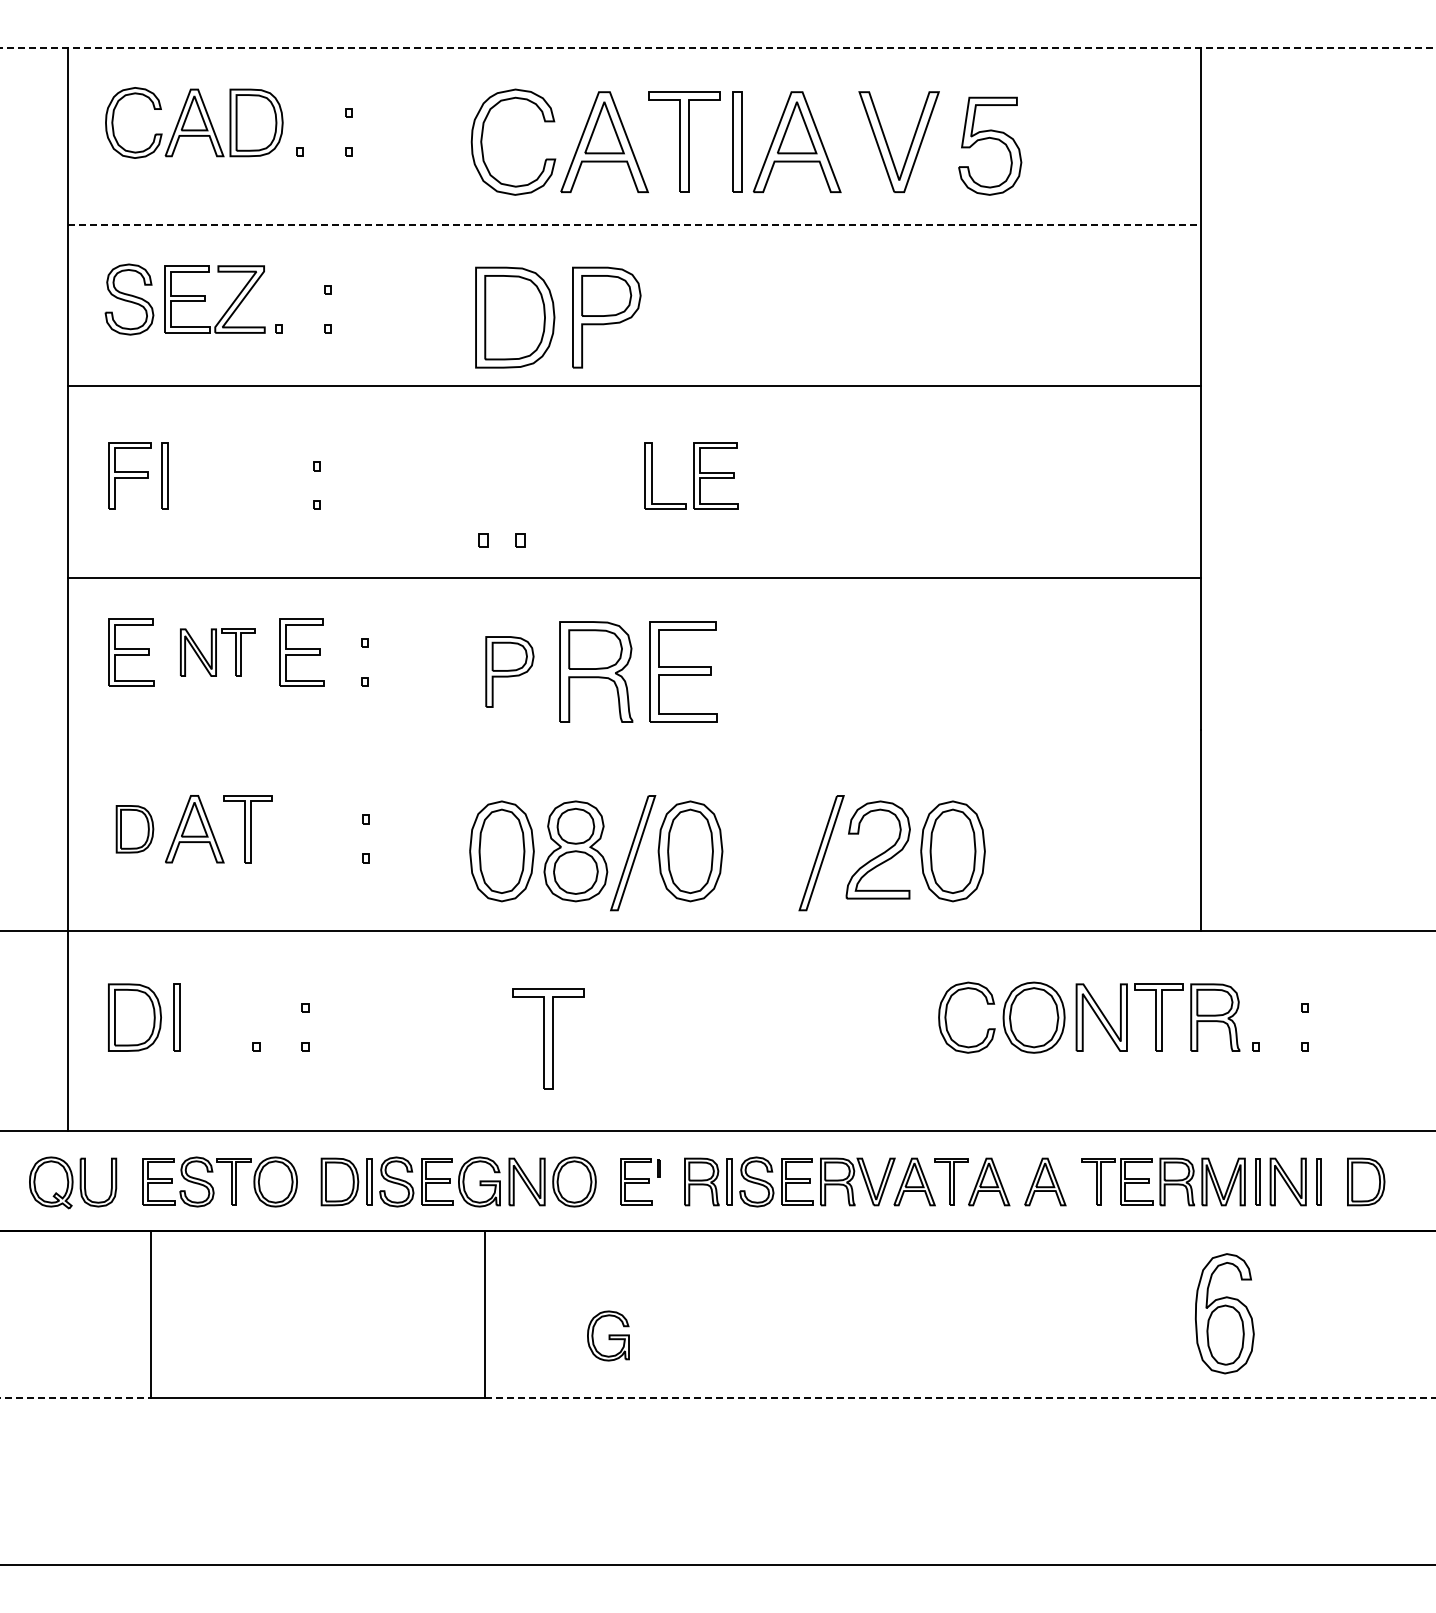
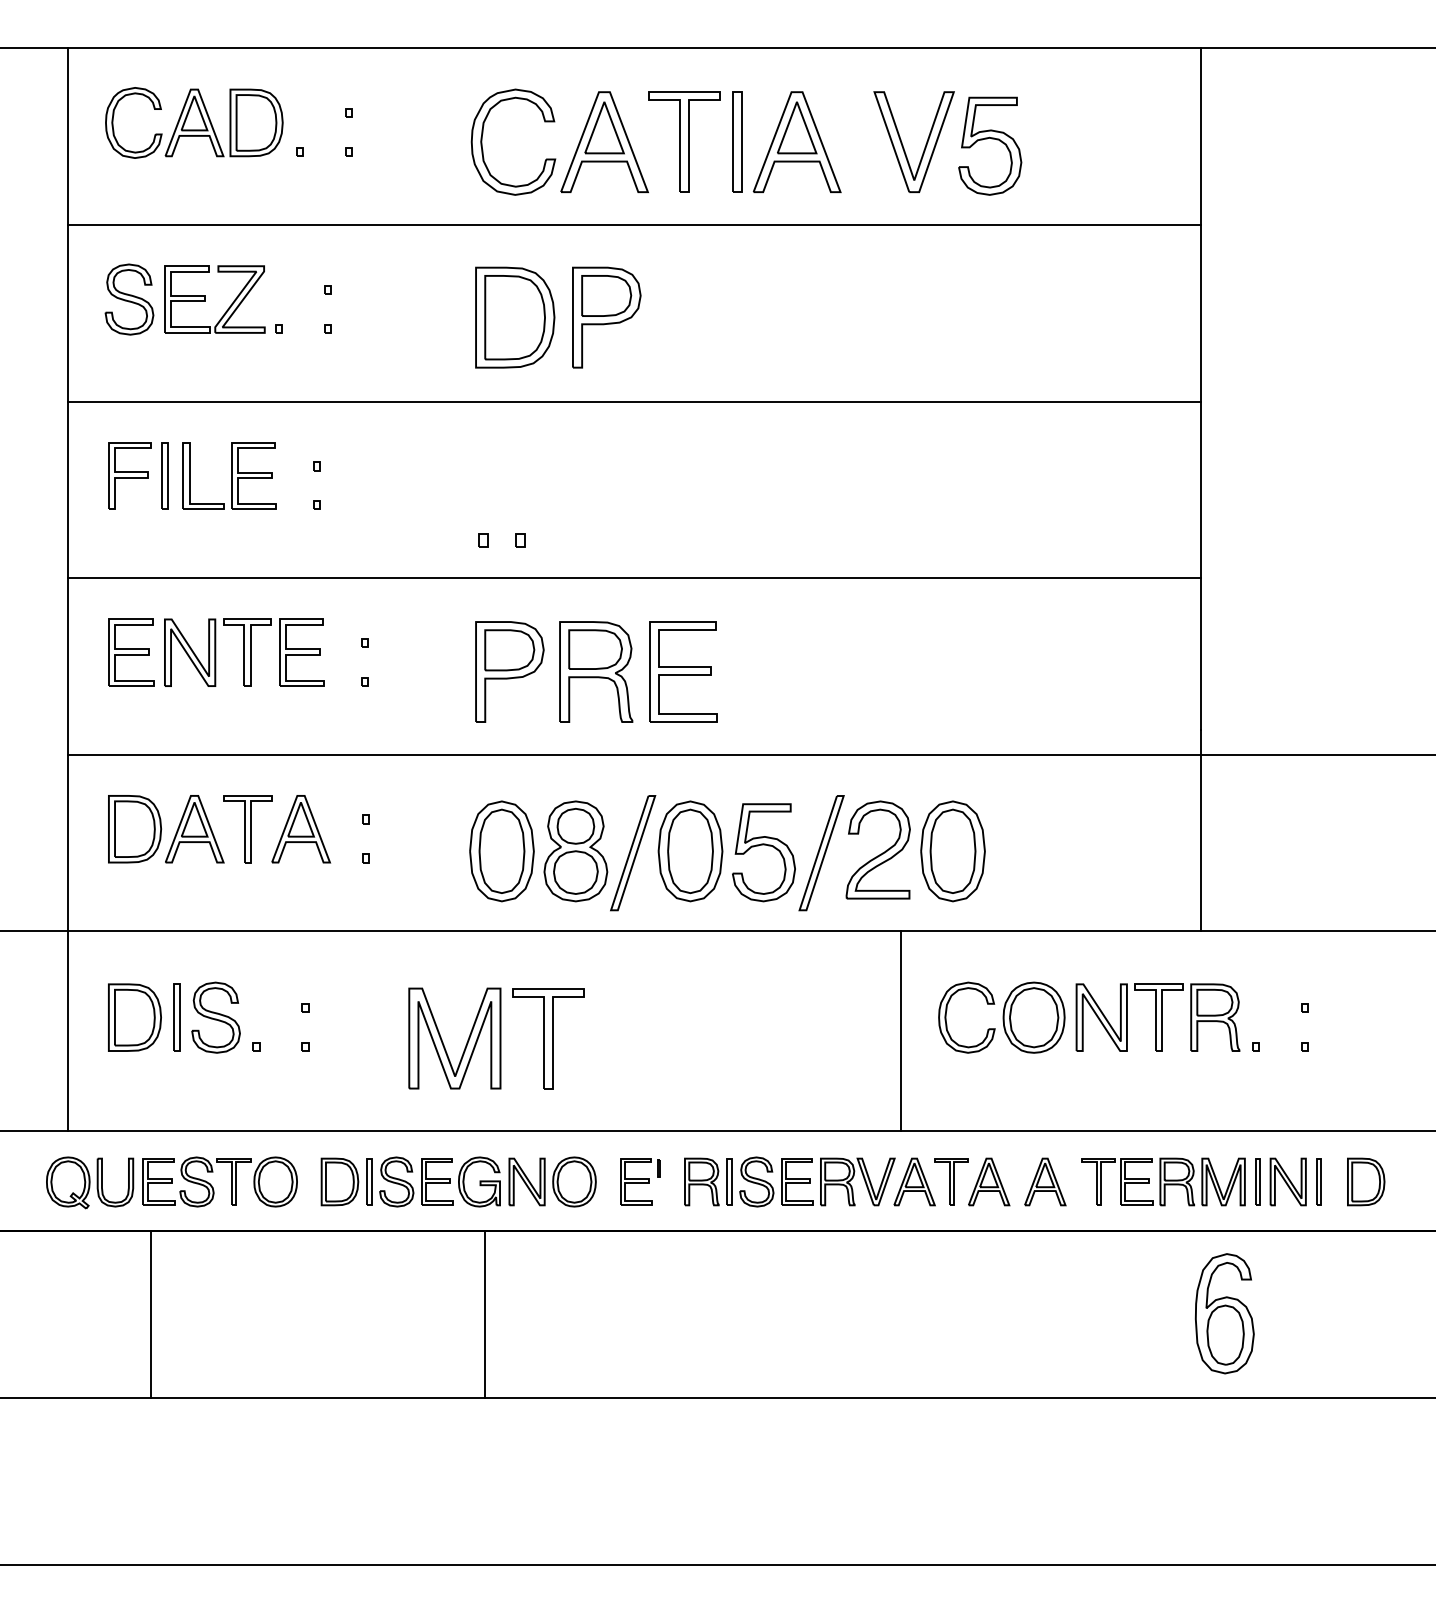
line: dashed -> solid (718, 48)
part position: (888, 145) -> (903, 145) (903, 145)
line: dashed -> solid (635, 225)
line position: (634, 385) -> (634, 401) (634, 401)
part position: (691, 475) -> (229, 475) (229, 475)
part size: 76x49 px -> 108x69 px (217, 652)
part size: 50x72 px -> 70x102 px (509, 671)
line: none -> present (750, 754)
part size: 40x49 px -> 54x69 px (134, 829)
part: none -> present (301, 829)
part: none -> present (763, 845)
part: none -> present (215, 1017)
line: none -> present (901, 1031)
part: none -> present (444, 1044)
part position: (73, 1182) -> (90, 1182) (90, 1182)
part: present -> none (608, 1335)
line: dashed -> solid (76, 1398)
line: dashed -> solid (960, 1398)
